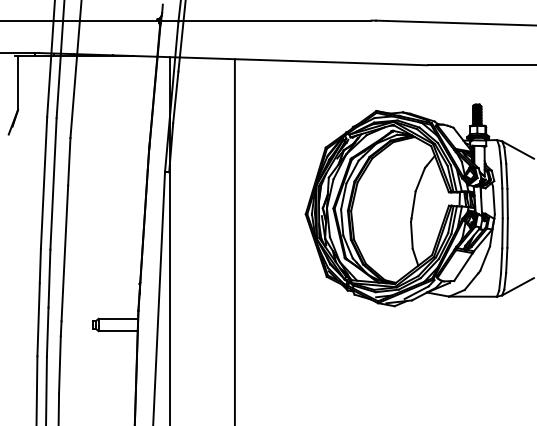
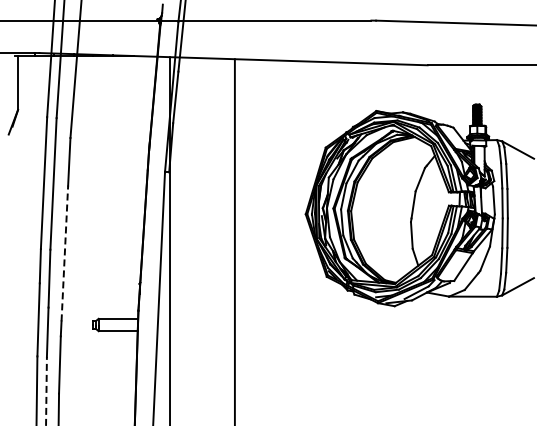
line: solid -> dashed (64, 253)
line: solid -> dashed (46, 390)
